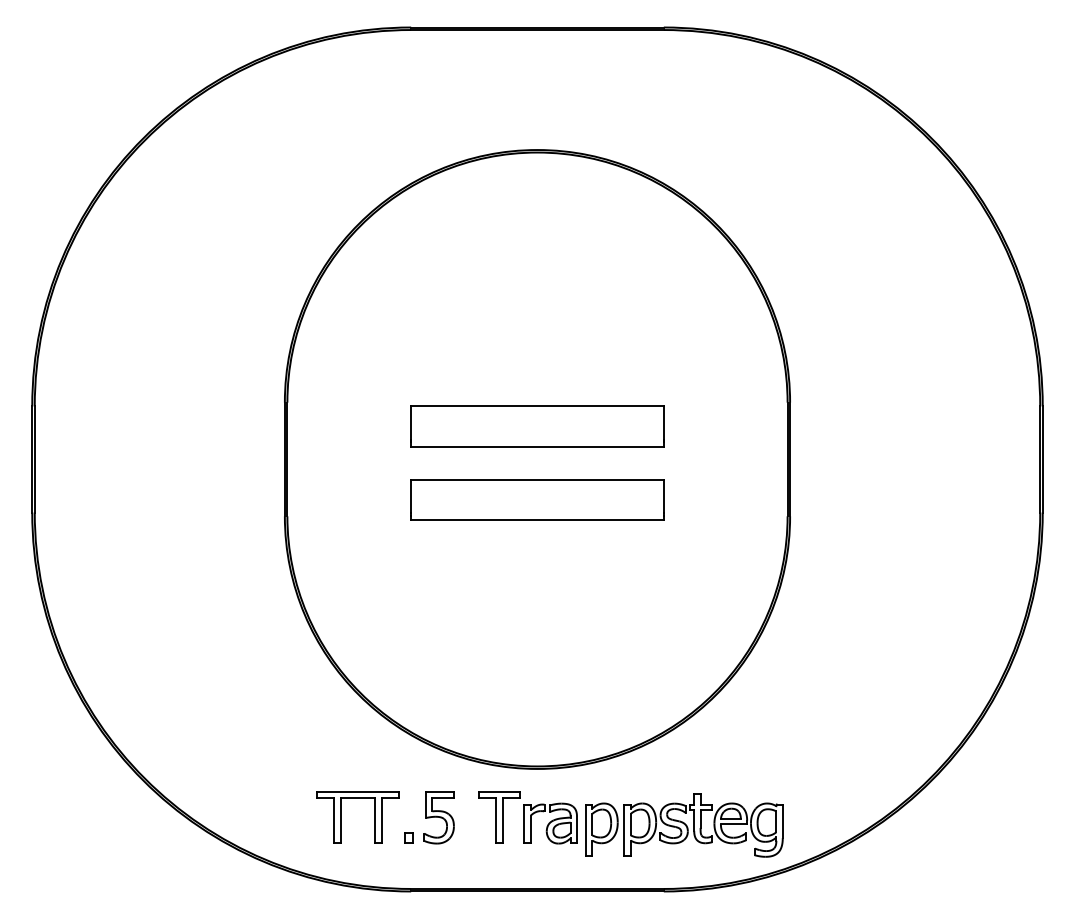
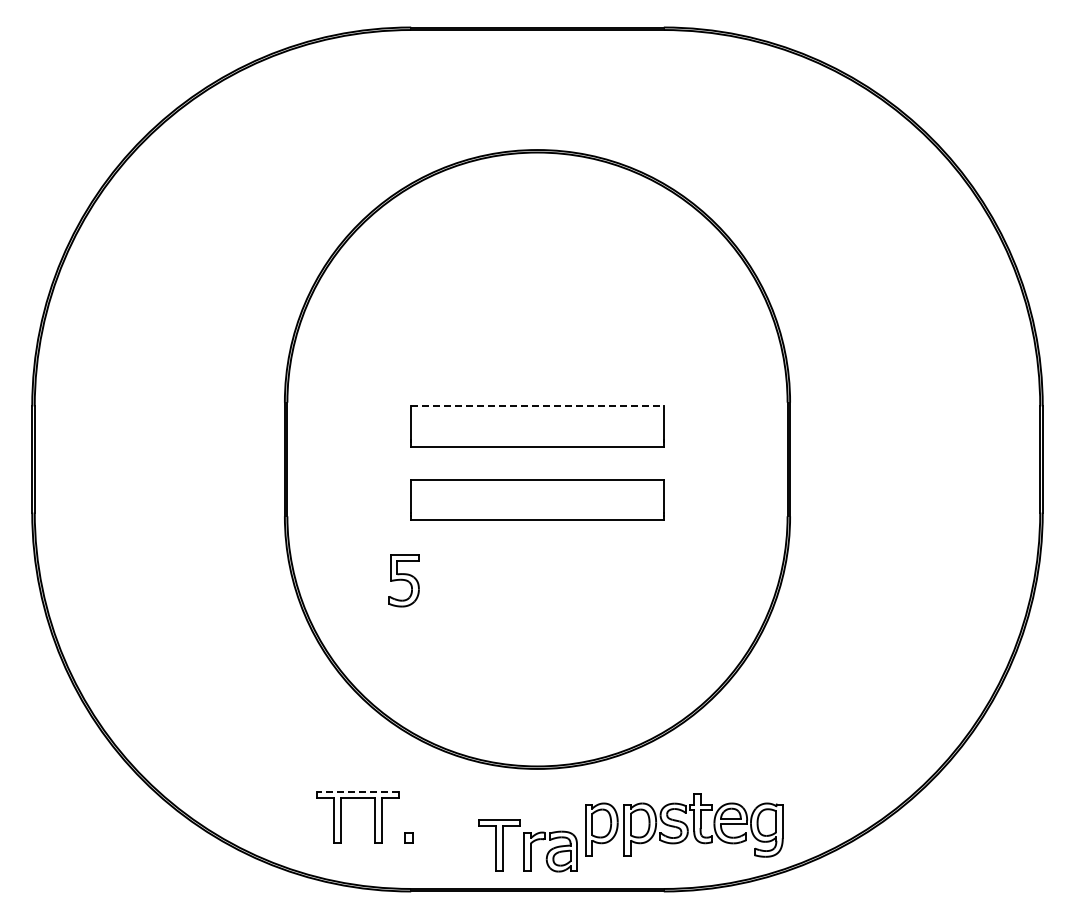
line: solid -> dashed (537, 406)
line: solid -> dashed (357, 791)
part position: (438, 817) -> (403, 580) (403, 580)
part position: (527, 817) -> (527, 845) (527, 845)
